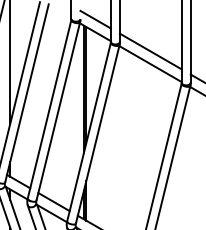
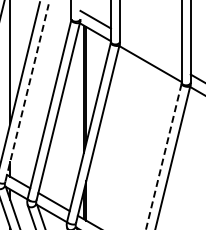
line: present -> none (150, 51)
line: solid -> dashed (27, 92)
line: solid -> dashed (163, 156)
